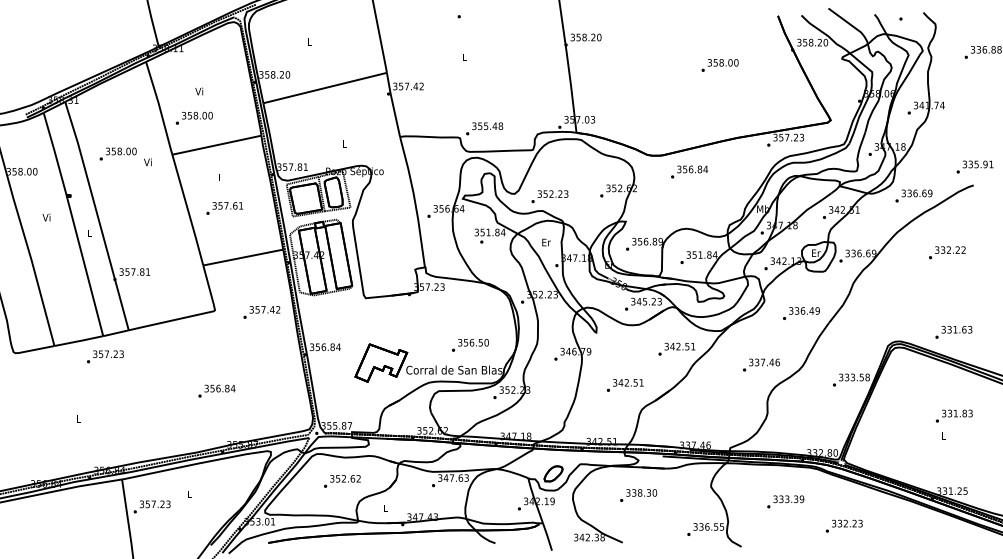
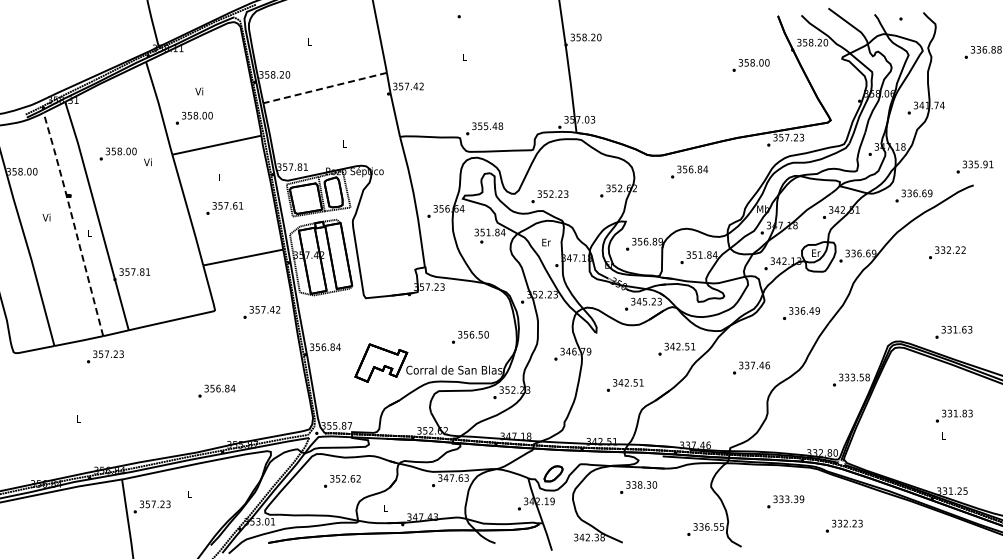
text position: (719, 65) -> (750, 65) (750, 65)
line: solid -> dashed (325, 88)
line: solid -> dashed (73, 222)
text position: (470, 345) -> (470, 337) (470, 337)
text position: (761, 364) -> (751, 367) (751, 367)
text position: (638, 495) -> (638, 487) (638, 487)
